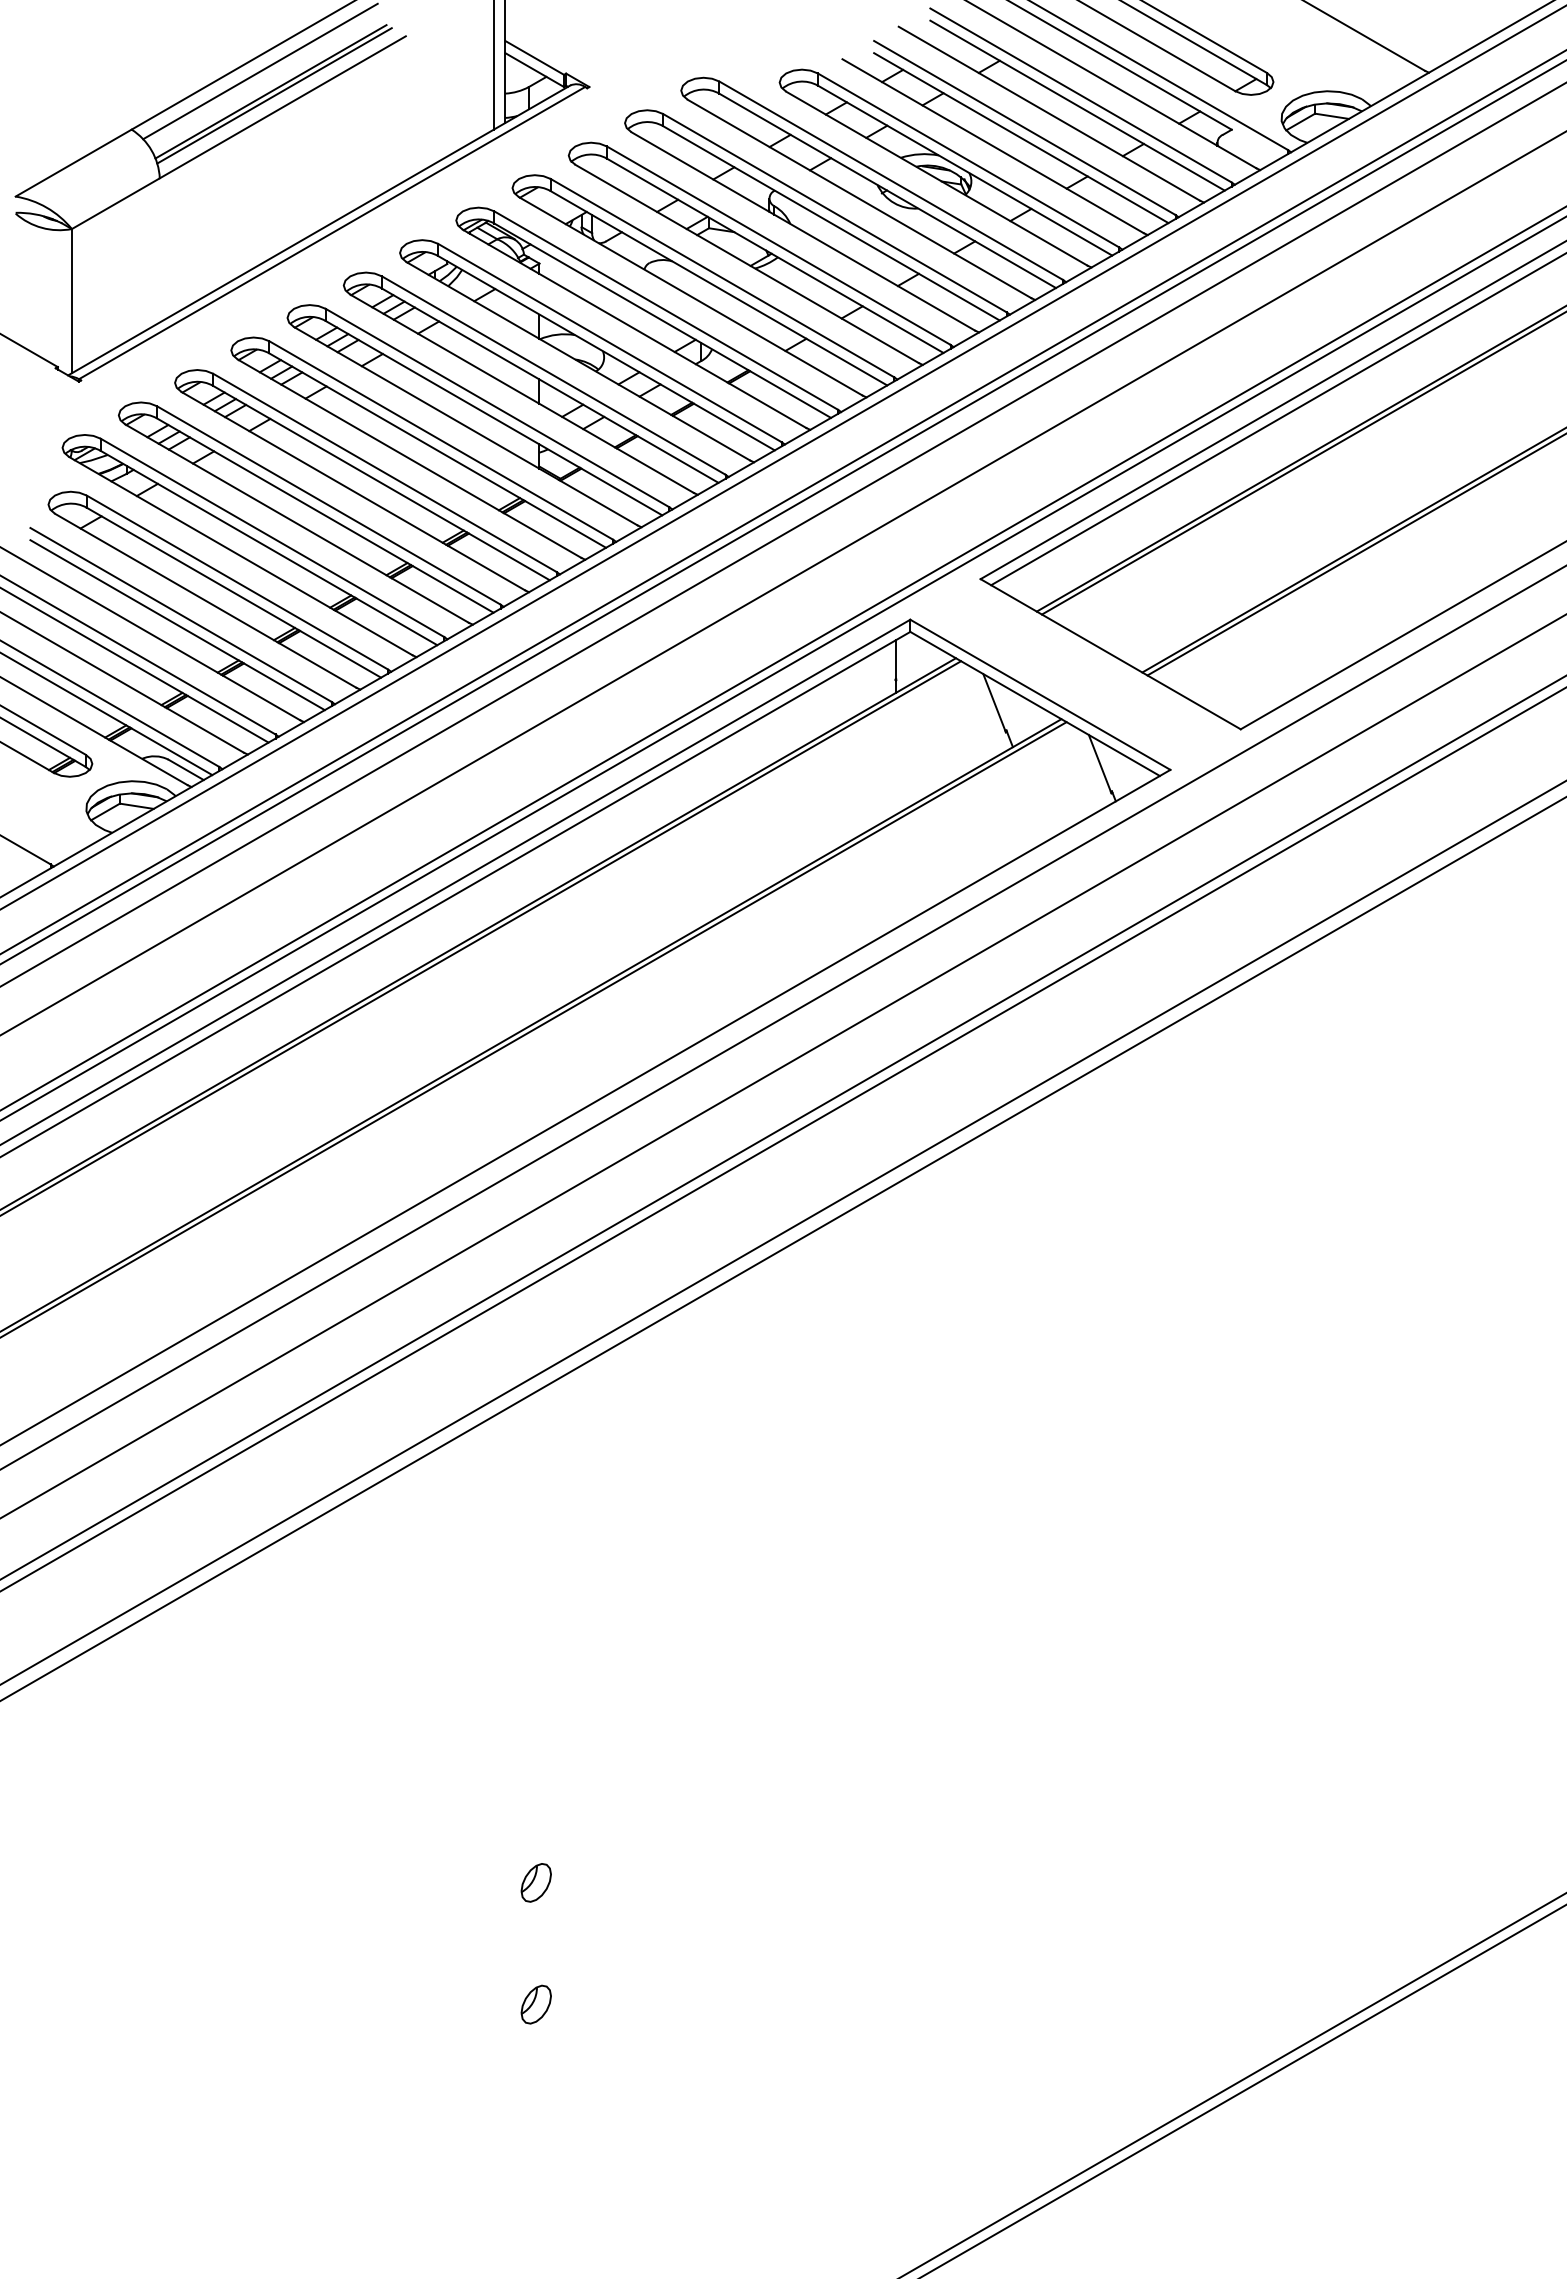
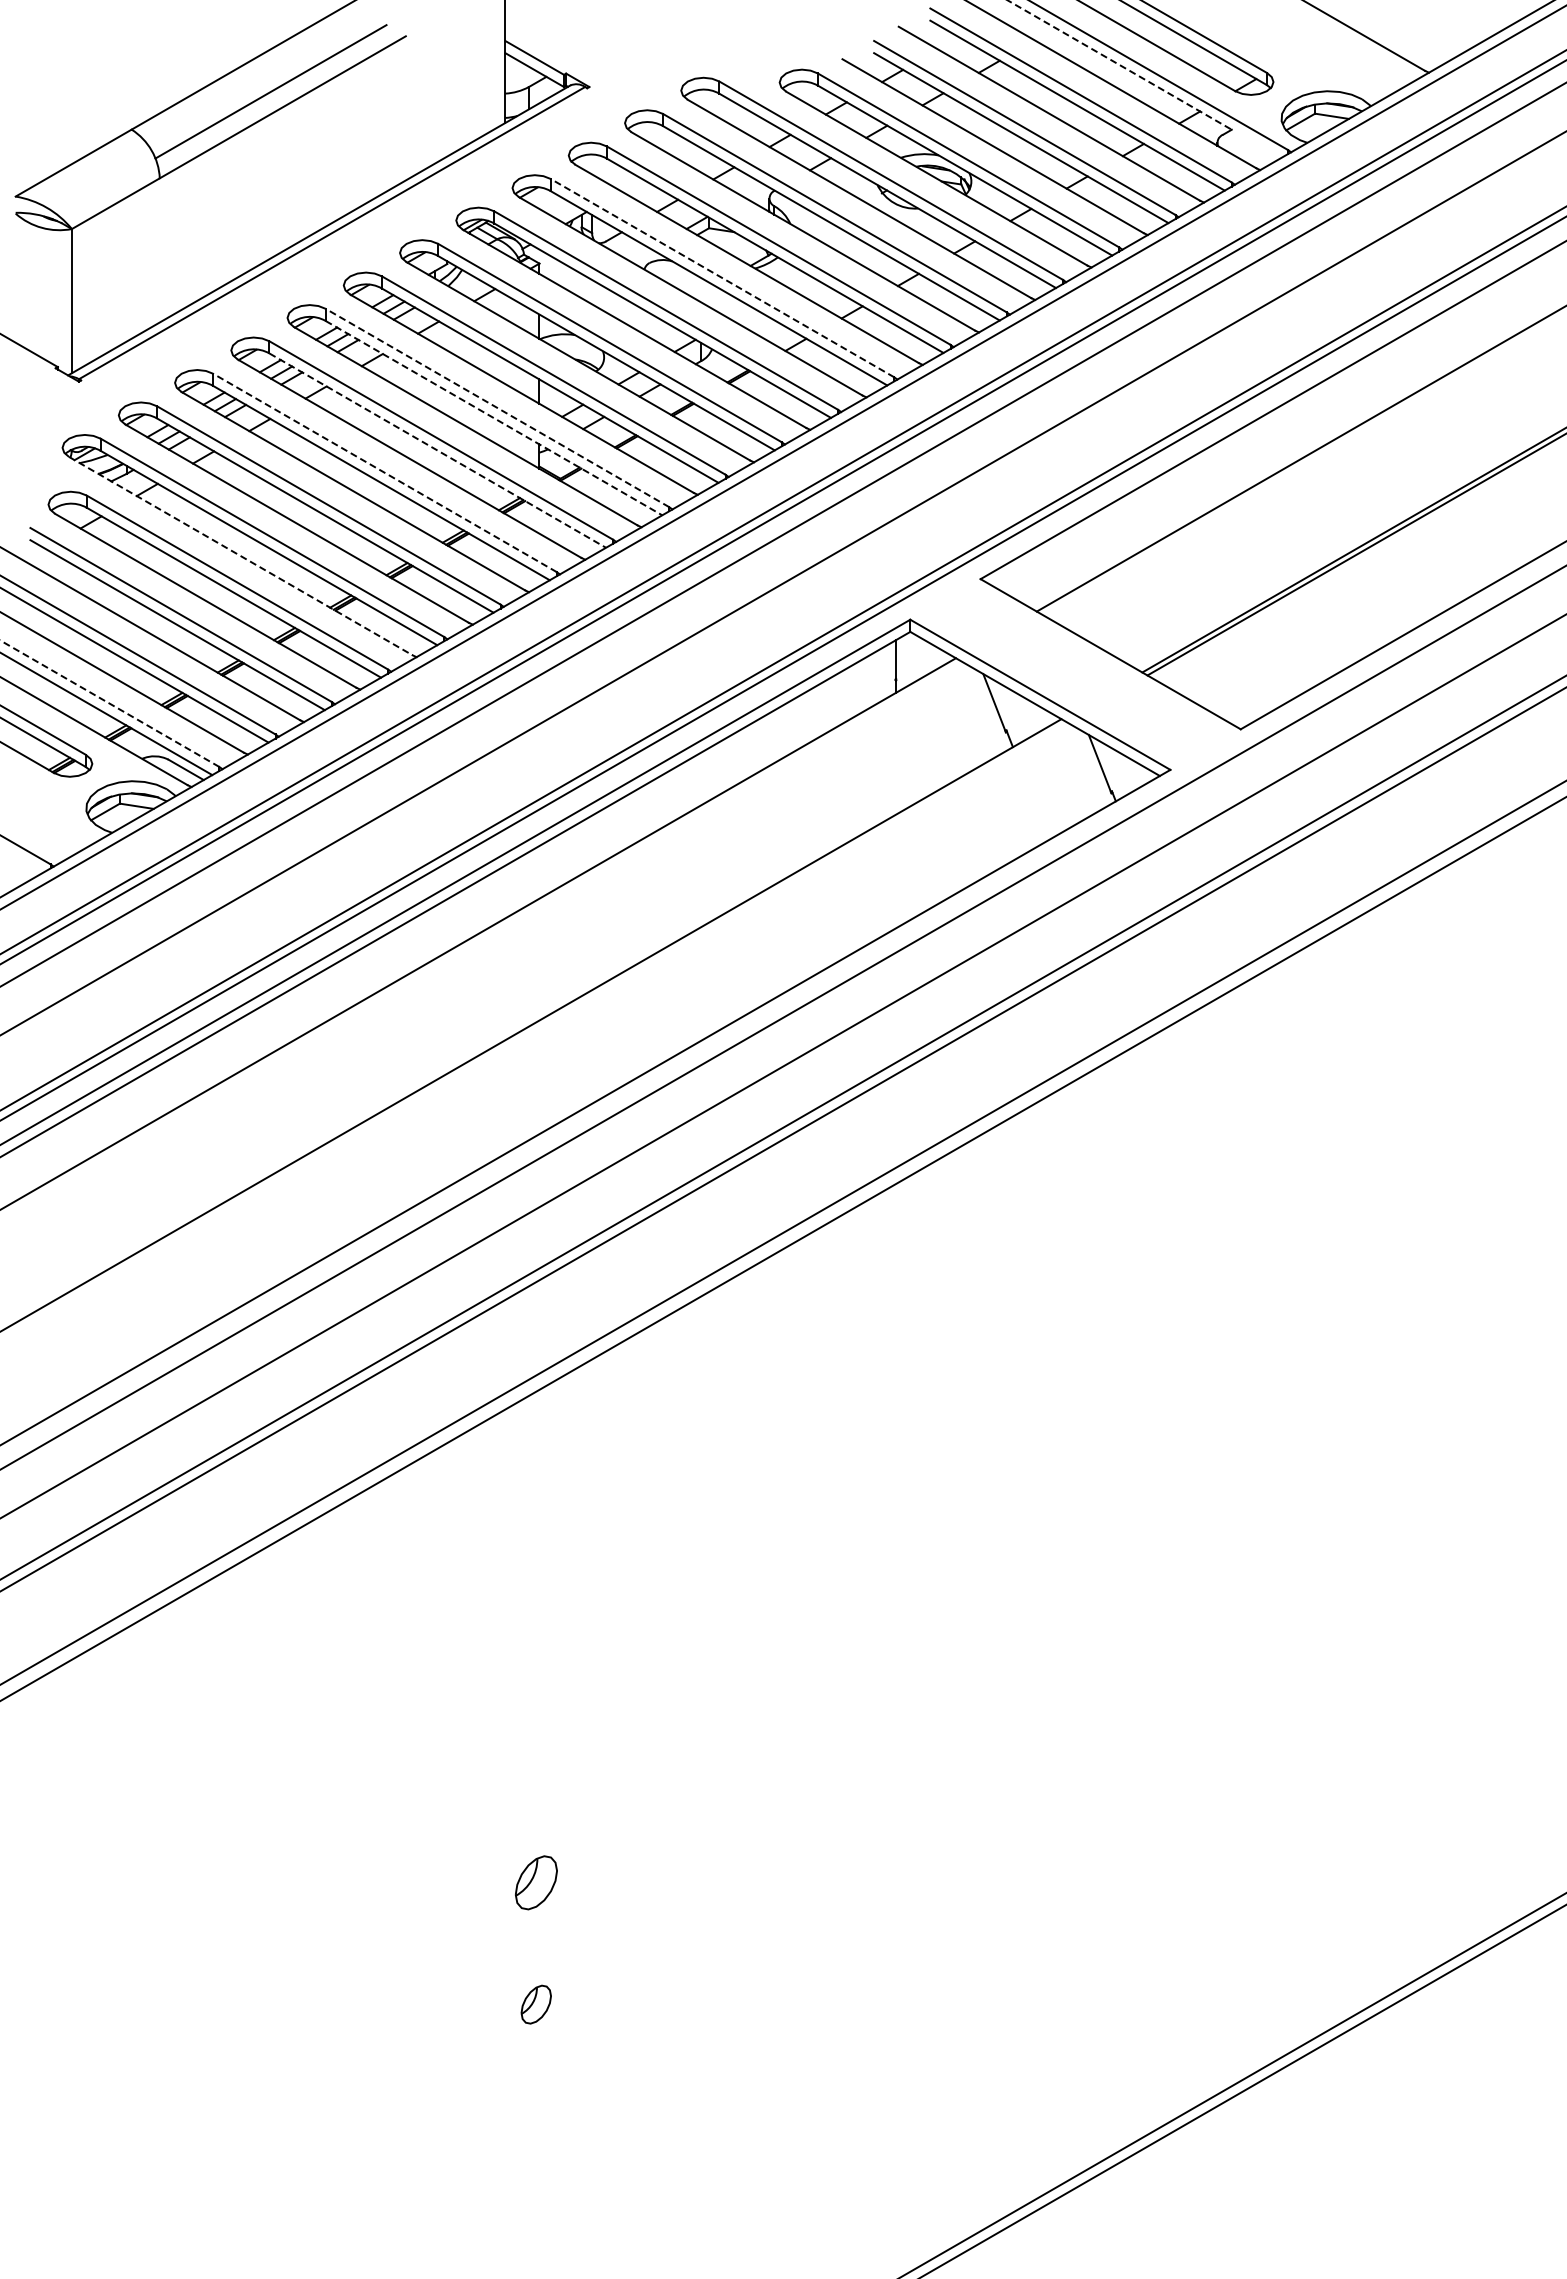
line: solid -> dashed (1119, 64)
line: present -> none (493, 65)
line: present -> none (260, 71)
line: present -> none (274, 95)
line: solid -> dashed (722, 277)
line: solid -> dashed (497, 407)
line: solid -> dashed (494, 418)
line: present -> none (1277, 419)
line: solid -> dashed (438, 450)
line: present -> none (1302, 463)
line: solid -> dashed (384, 472)
line: solid -> dashed (241, 556)
line: solid -> dashed (109, 703)
line: present -> none (481, 937)
line: present -> none (534, 1029)
part size: 32x40 px -> 43x56 px (536, 1882)
